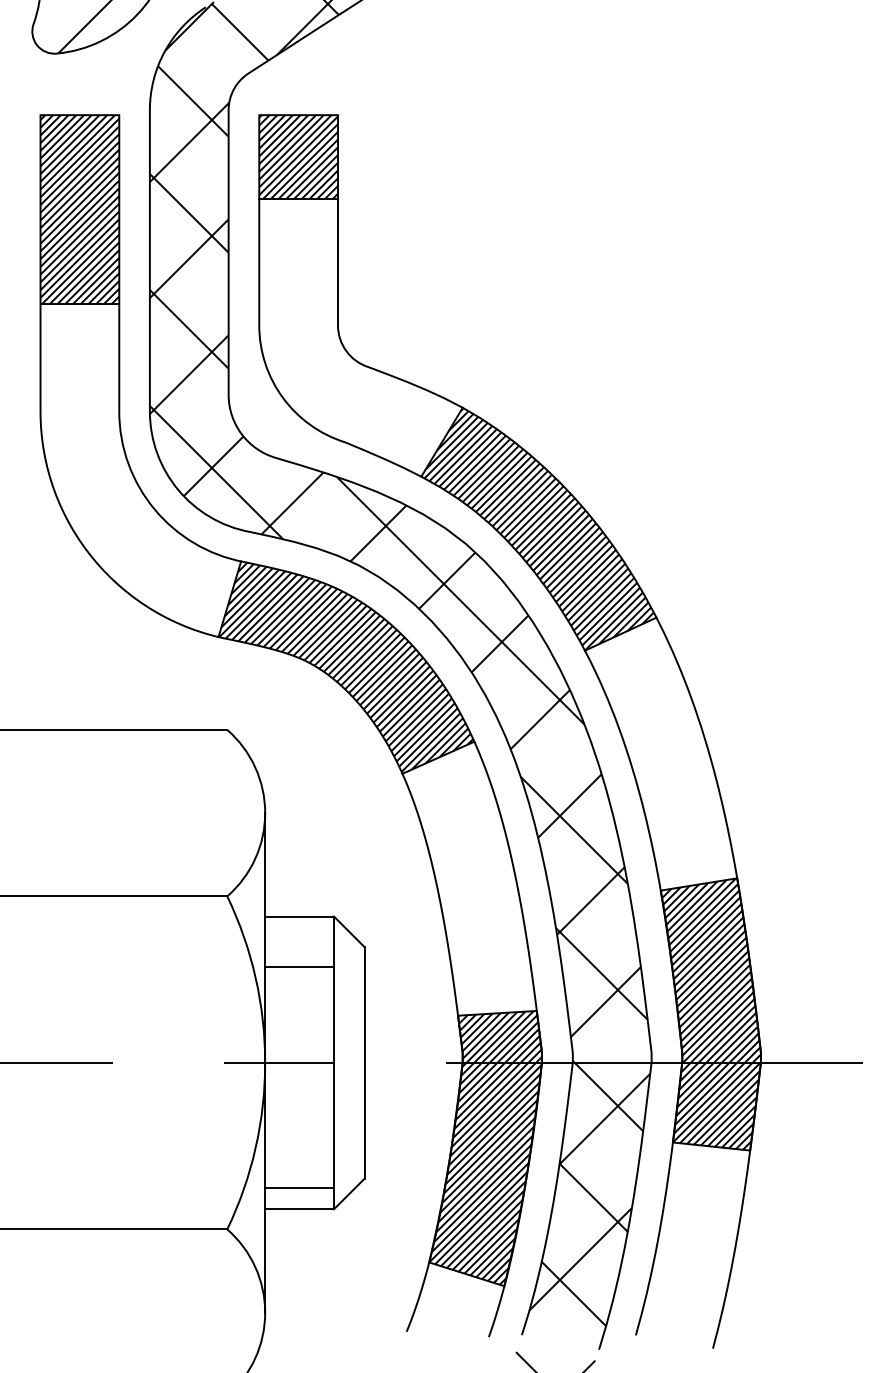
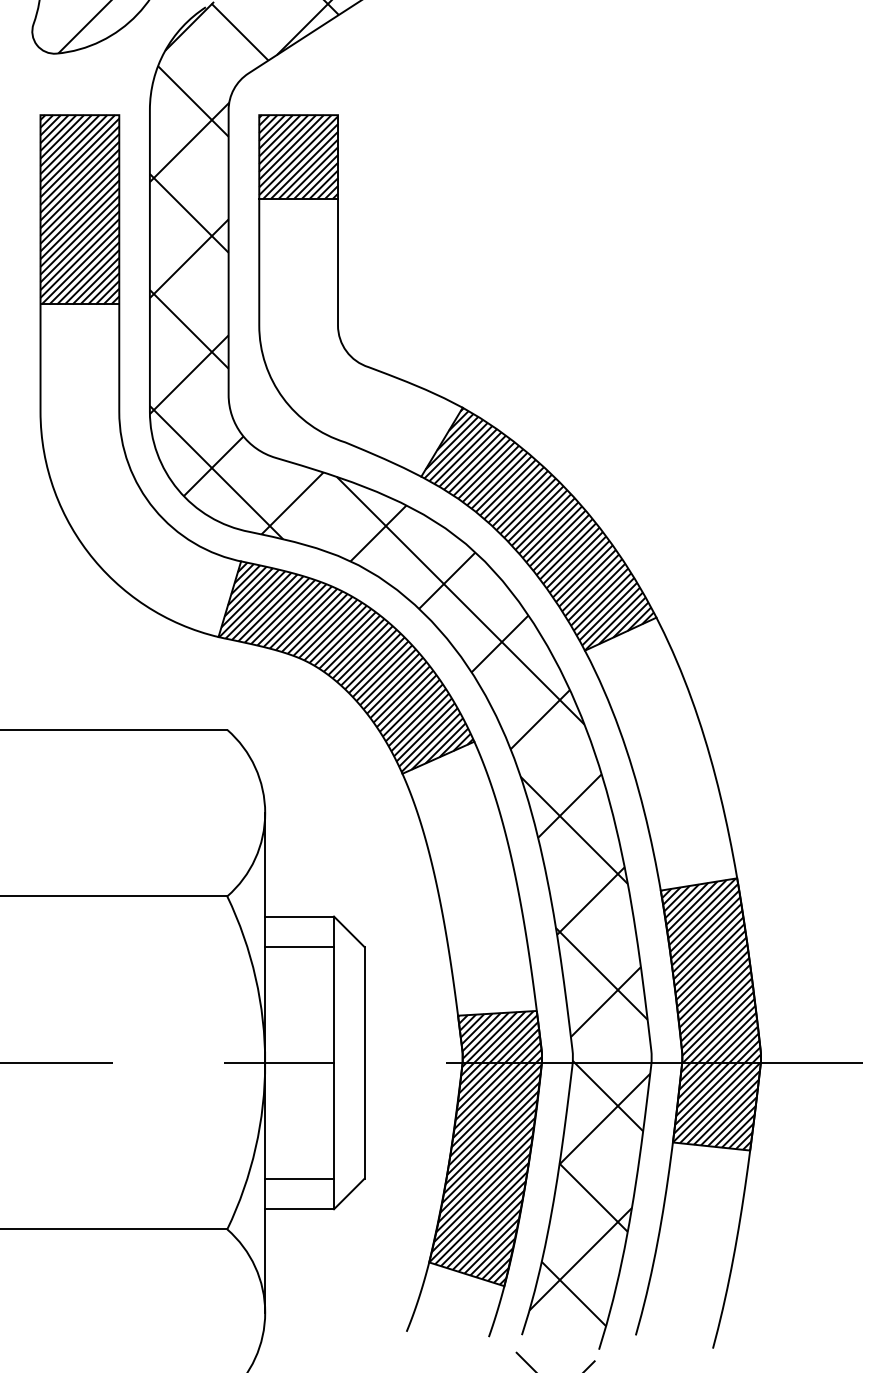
line position: (299, 967) -> (299, 947) (299, 947)
line position: (299, 1187) -> (299, 1178) (299, 1178)
